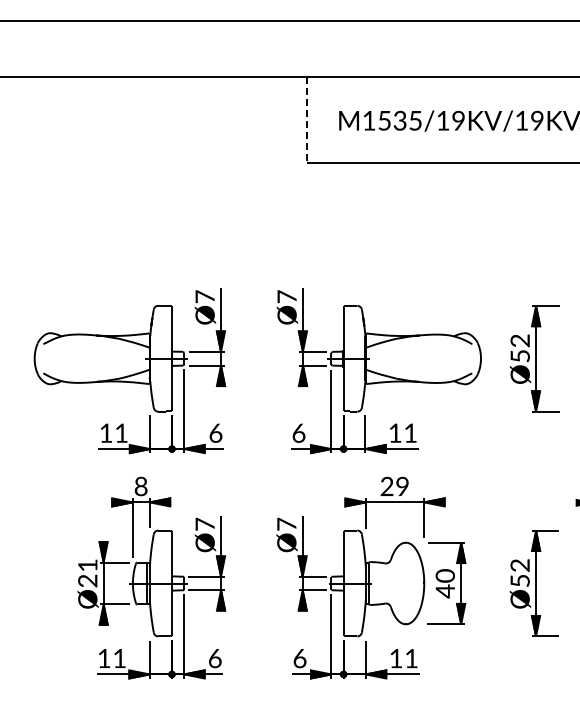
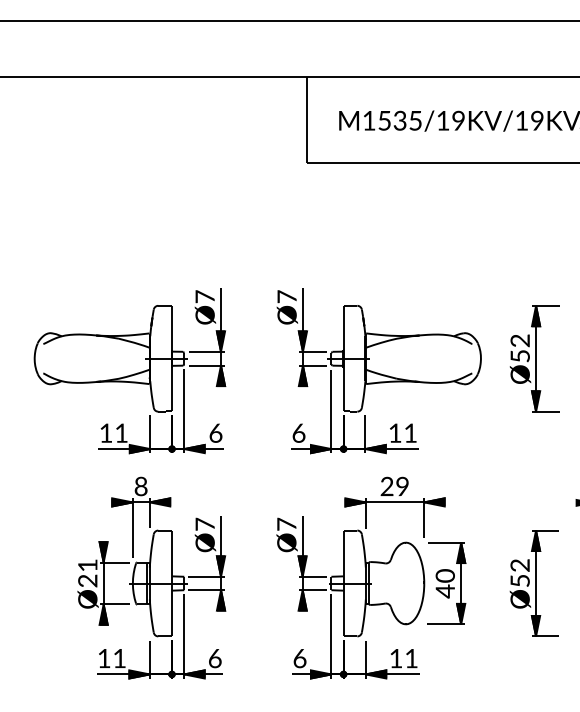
line: dashed -> solid (306, 119)
